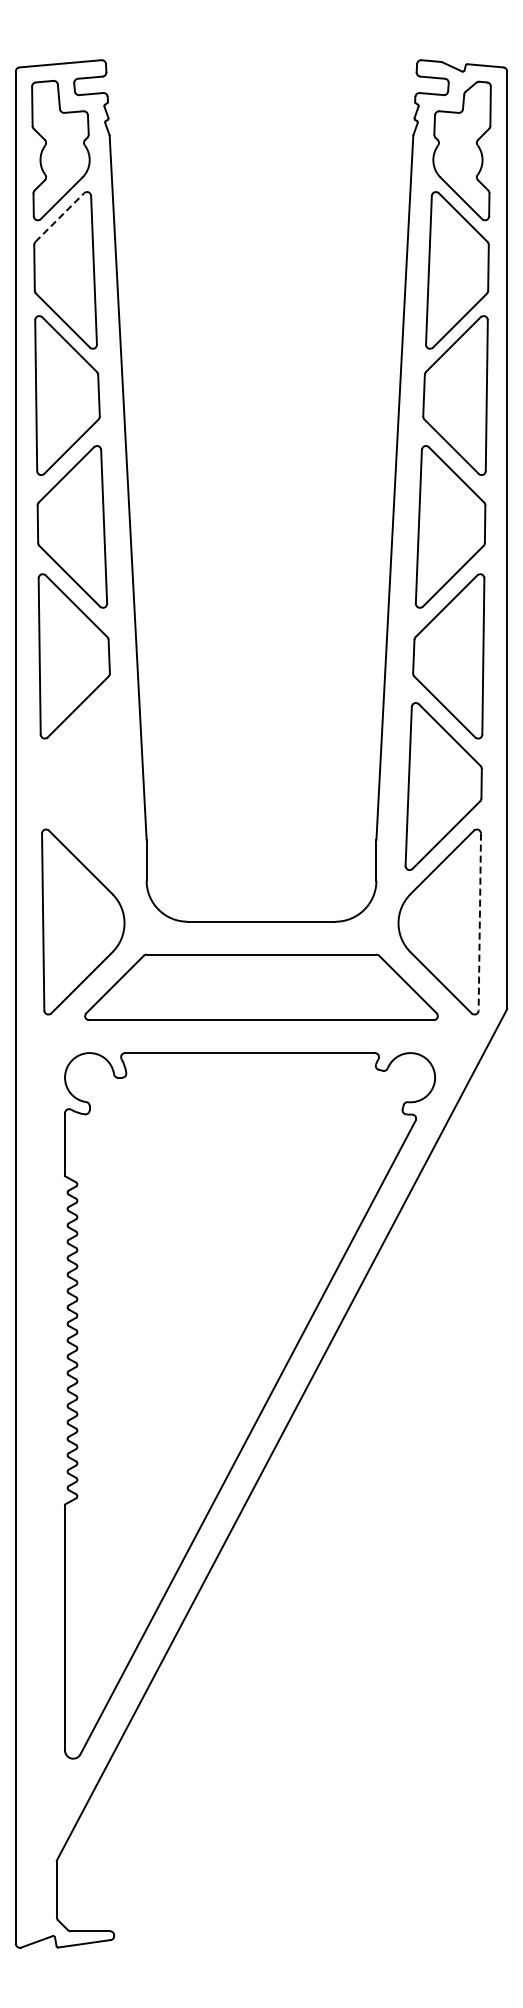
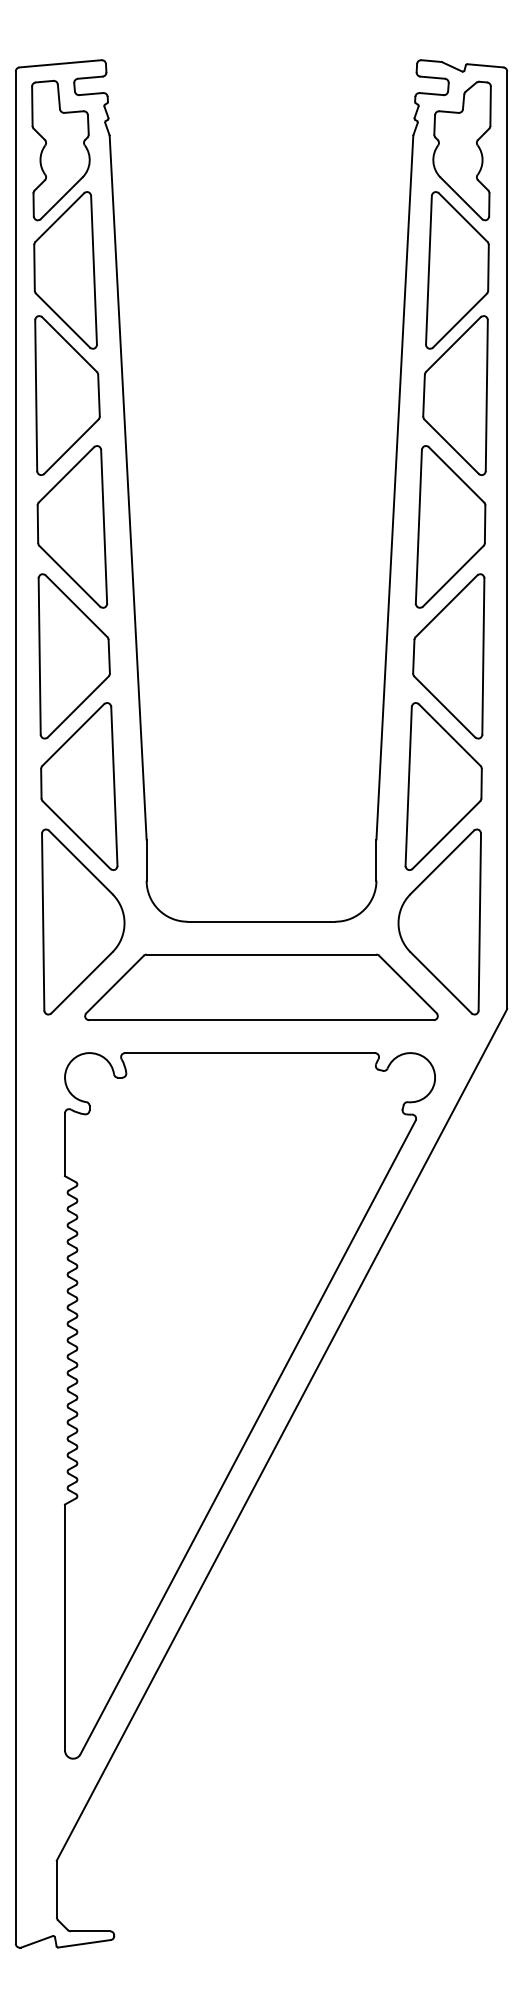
line: dashed -> solid (60, 217)
part: none -> present (79, 786)
line: dashed -> solid (479, 922)
